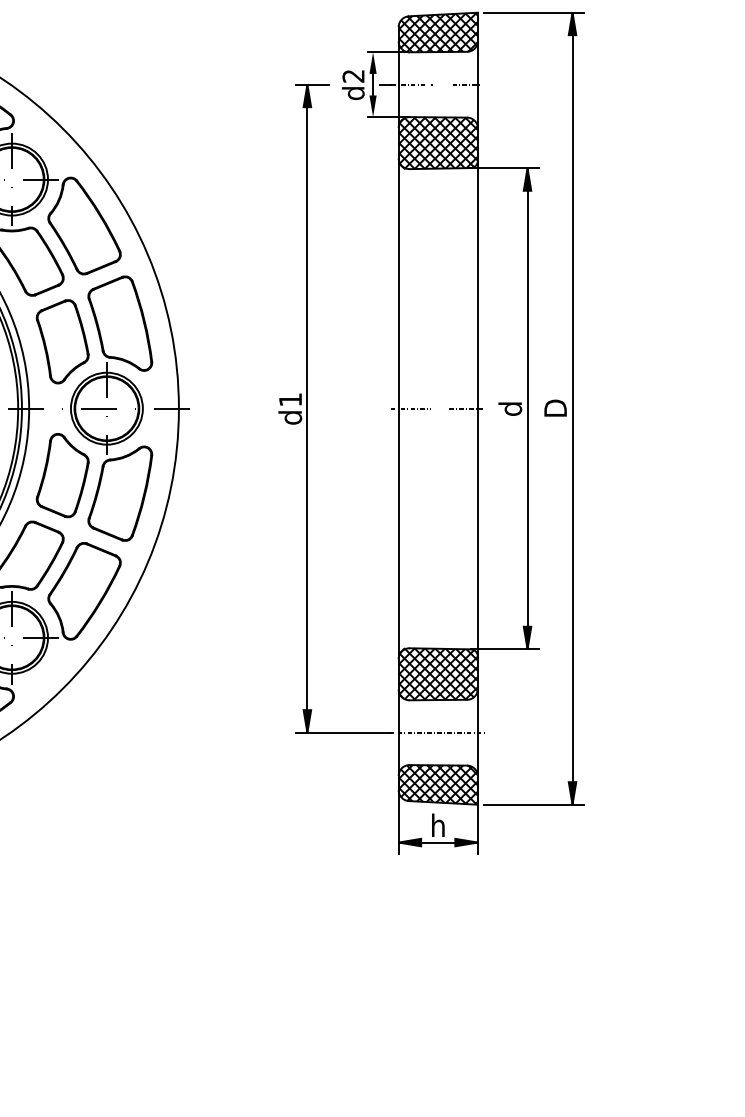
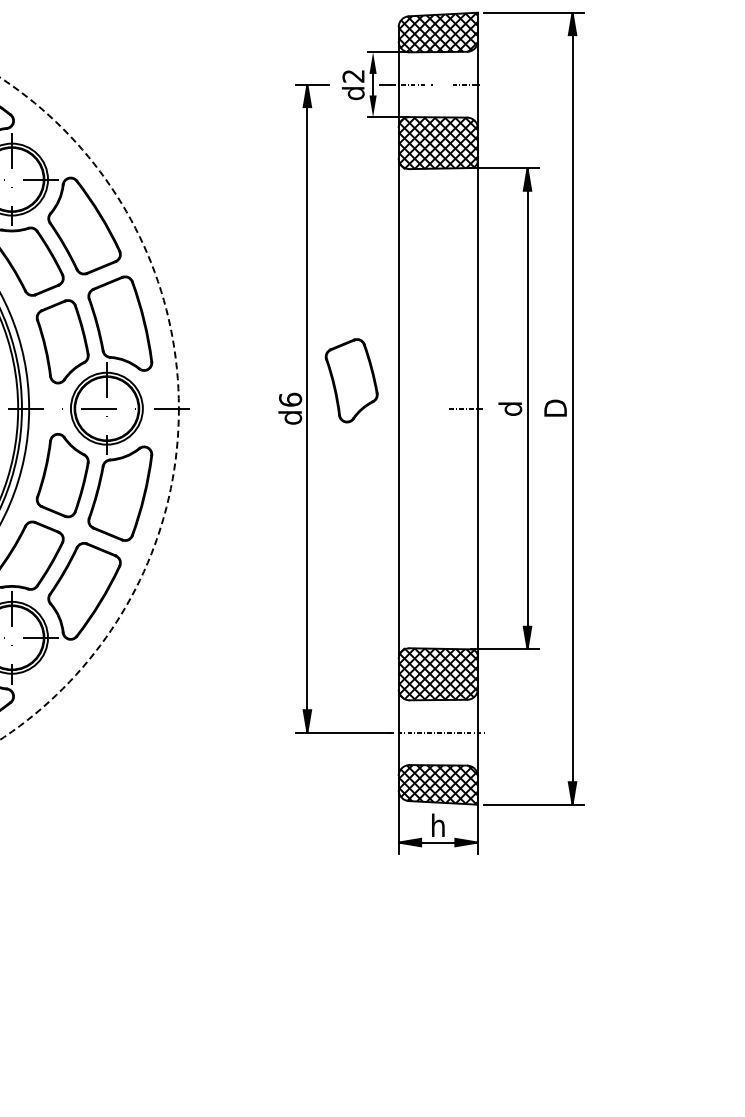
part: none -> present (351, 380)
text: d1 -> d6 (290, 399)
circle: solid -> dashed (89, 408)
line: present -> none (410, 408)
